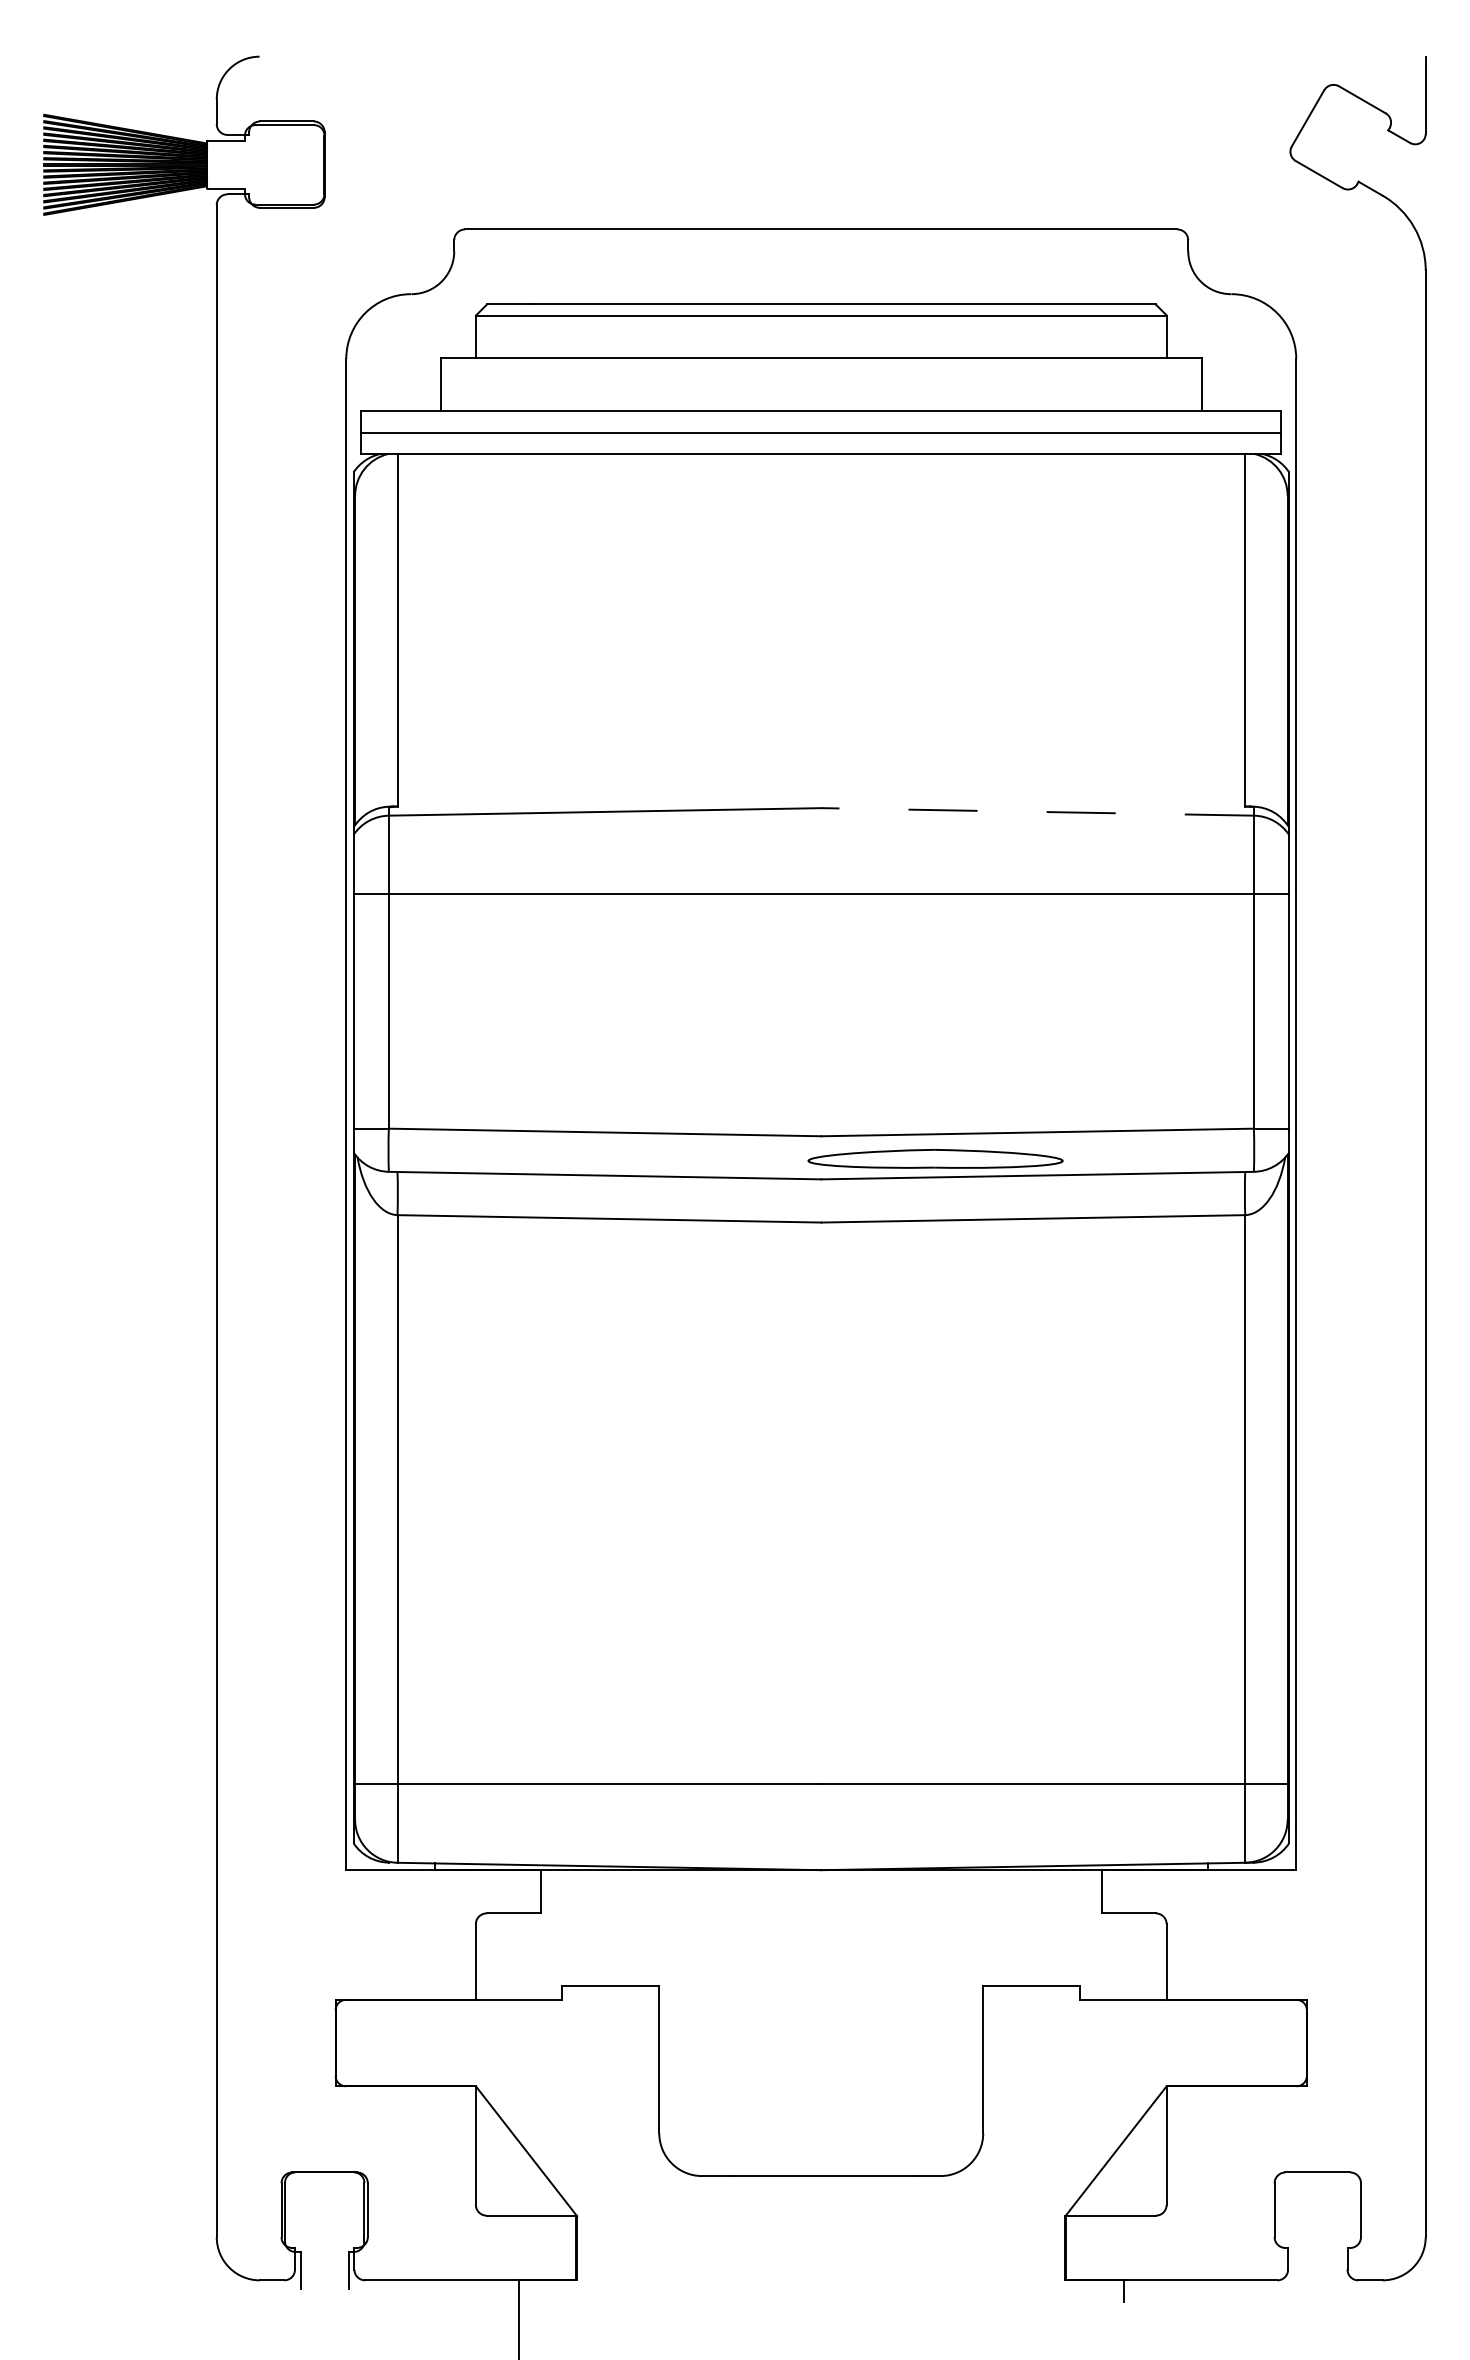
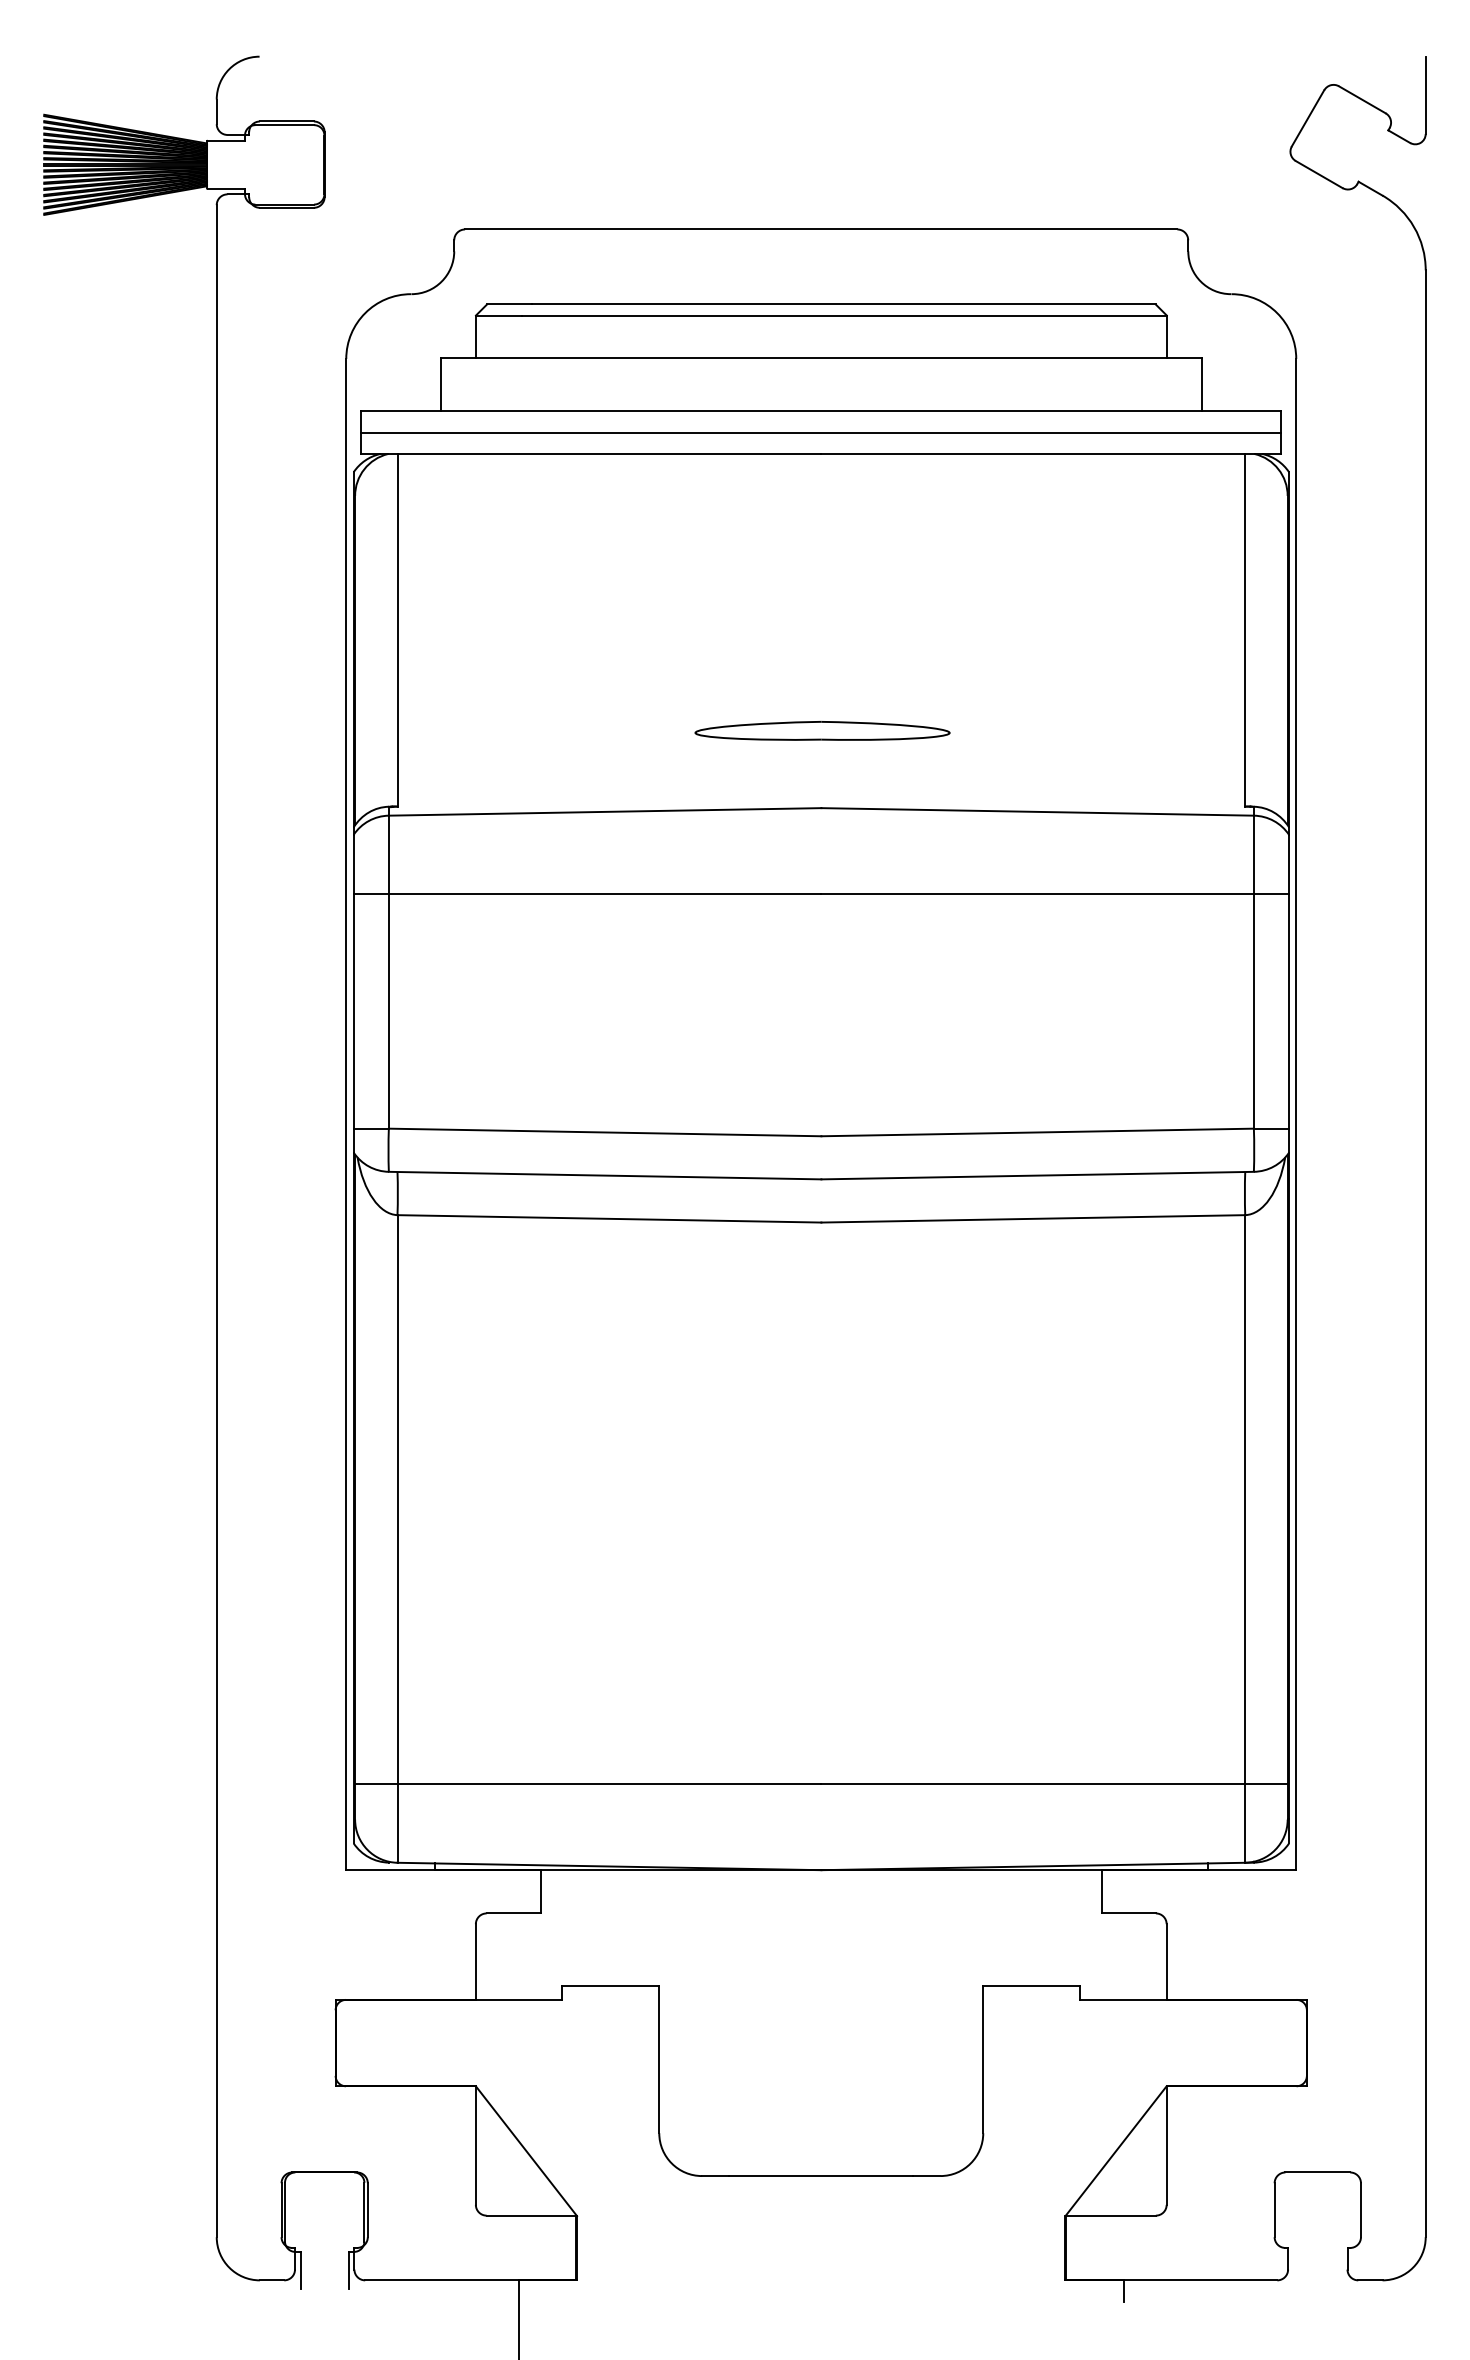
line: dashed -> solid (1037, 811)
part position: (935, 1158) -> (822, 730) (822, 730)
